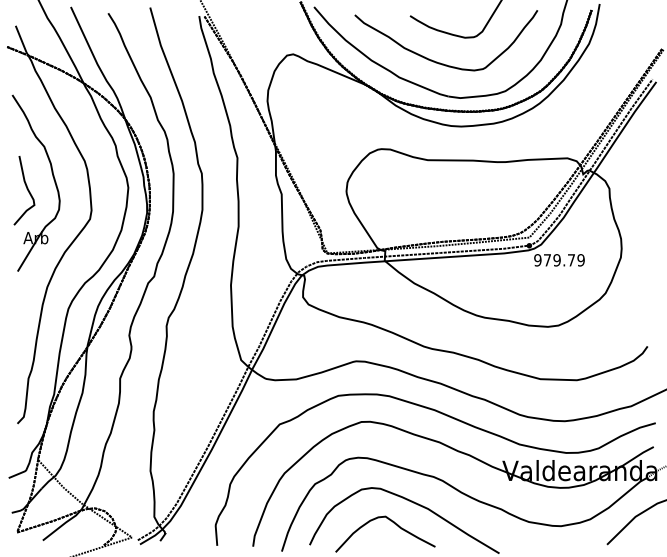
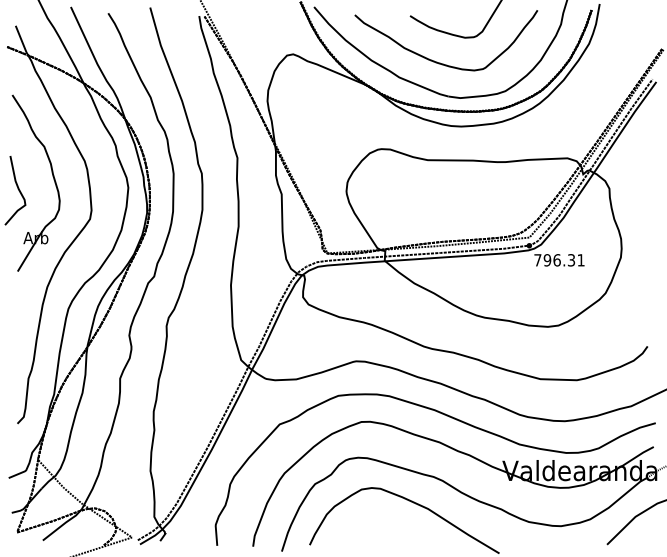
curve position: (26, 189) -> (17, 189) (17, 189)
text: 979.79 -> 796.31 (559, 260)
curve: present -> none (393, 523)
